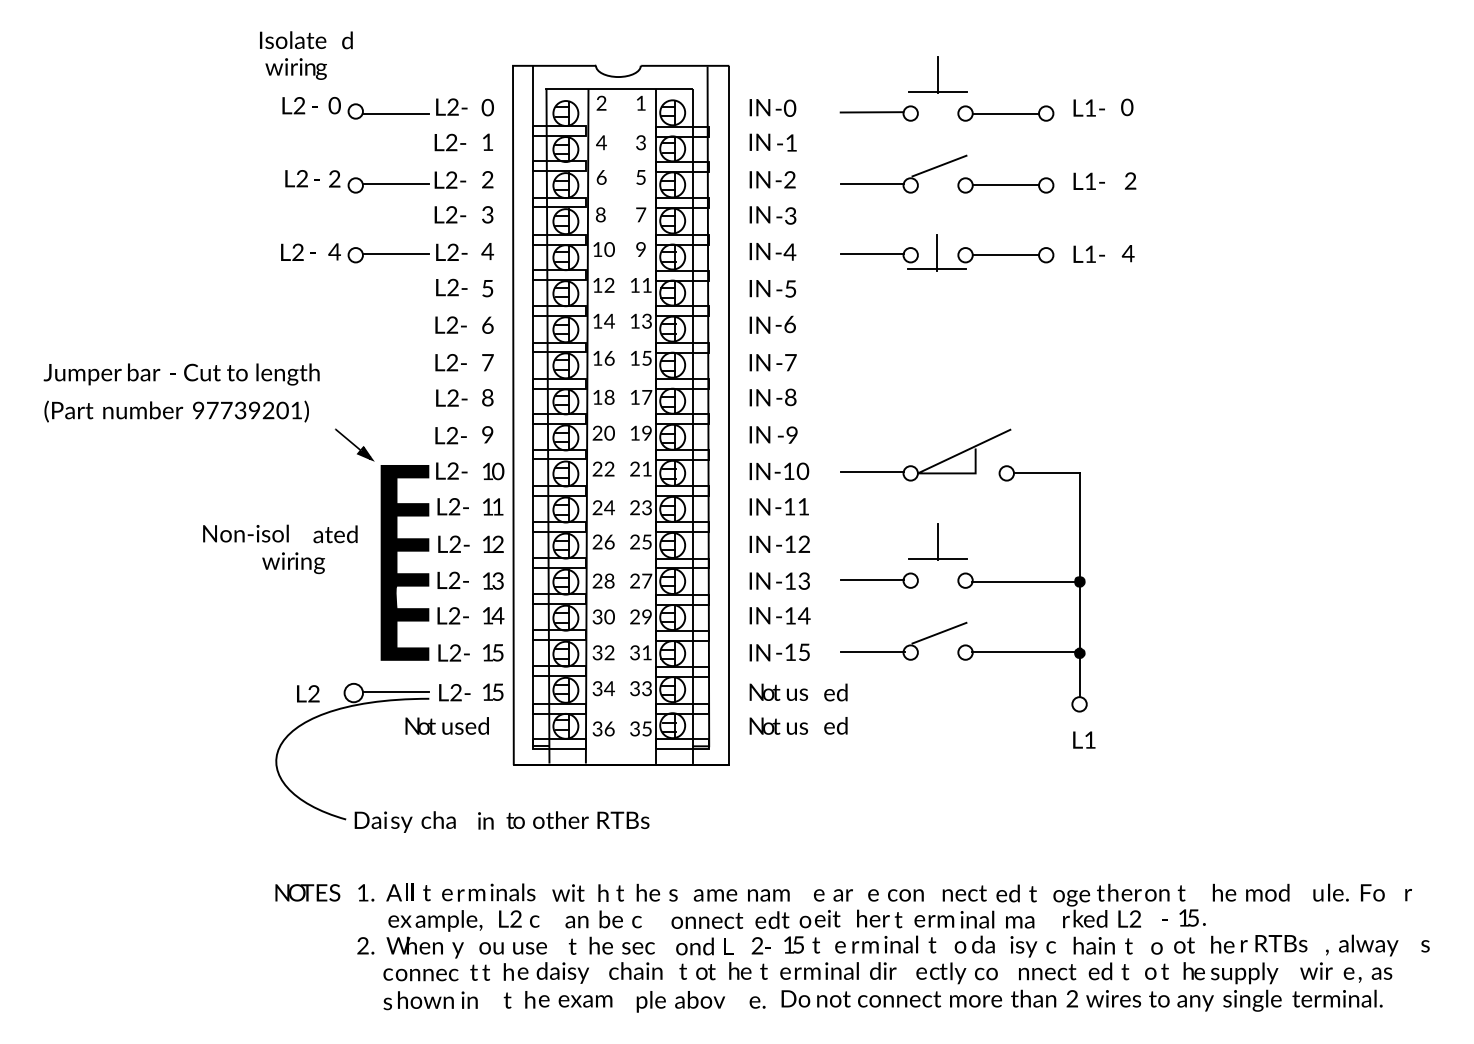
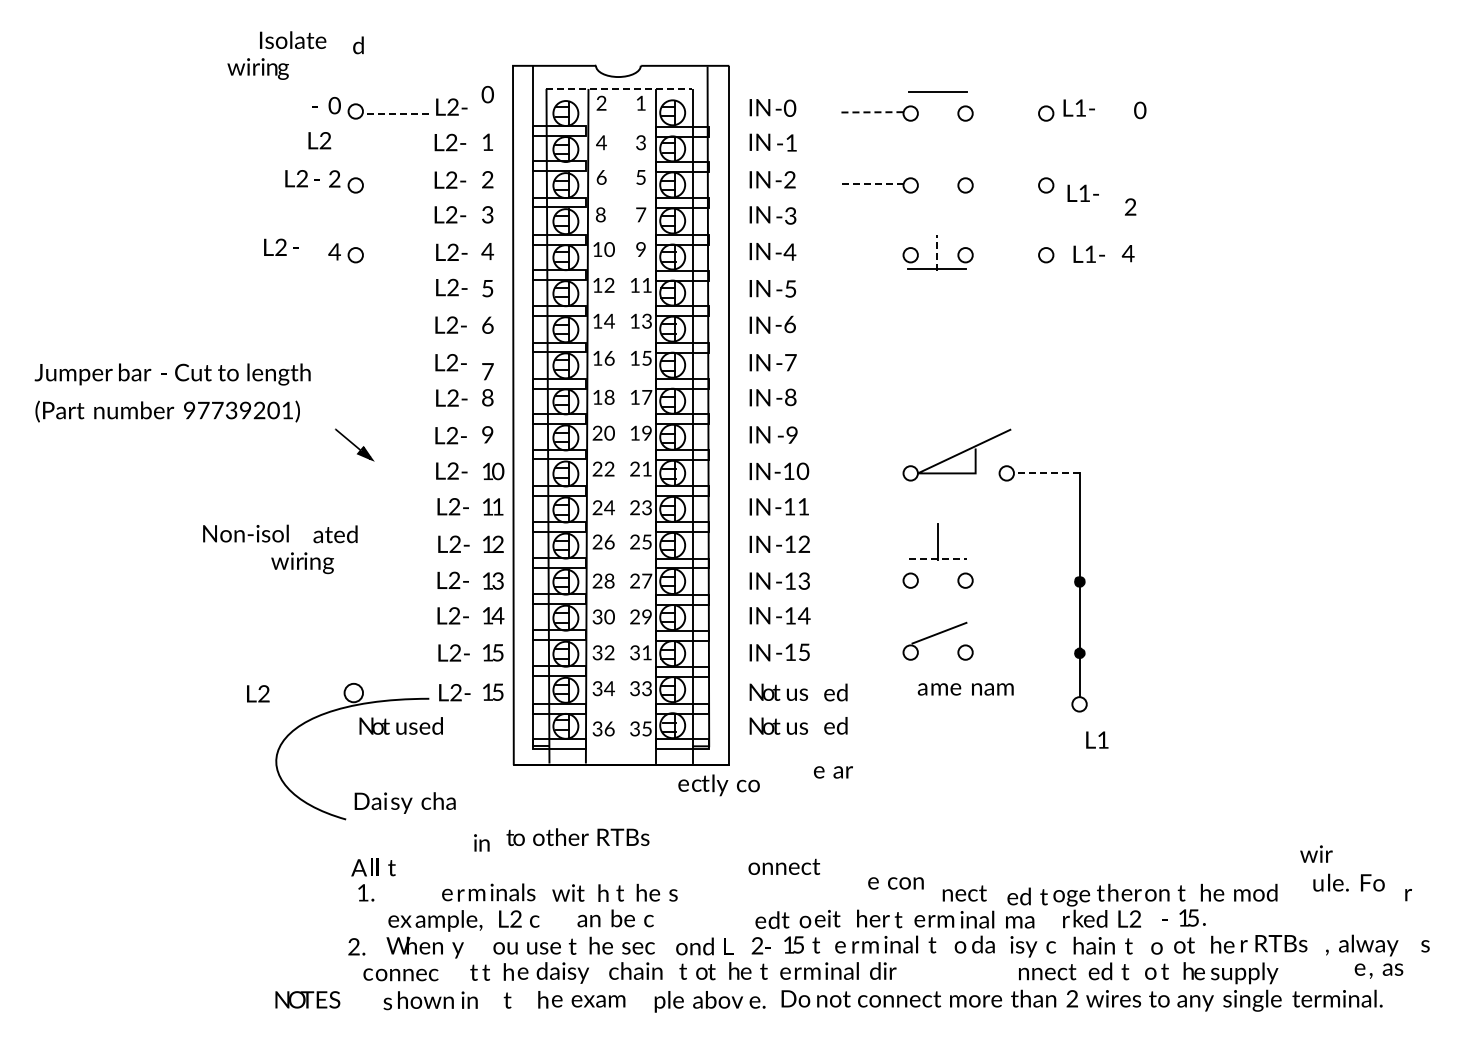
text position: (347, 40) -> (358, 45) (358, 45)
text position: (295, 68) -> (257, 68) (257, 68)
line: present -> none (937, 74)
line: solid -> dashed (619, 89)
text position: (293, 105) -> (319, 140) (319, 140)
text position: (487, 107) -> (487, 94) (487, 94)
text position: (1088, 107) -> (1078, 107) (1078, 107)
text position: (1127, 107) -> (1140, 110) (1140, 110)
line: solid -> dashed (871, 112)
line: solid -> dashed (396, 113)
line: present -> none (1005, 113)
line: present -> none (939, 165)
text position: (1088, 180) -> (1082, 192) (1082, 192)
text position: (1130, 180) -> (1130, 206) (1130, 206)
line: present -> none (396, 184)
line: solid -> dashed (871, 184)
line: present -> none (1005, 185)
text position: (298, 251) -> (281, 246) (281, 246)
line: solid -> dashed (936, 252)
line: present -> none (396, 254)
line: present -> none (871, 254)
line: present -> none (1005, 255)
text position: (487, 362) -> (487, 371) (487, 371)
text position: (181, 392) -> (172, 392) (172, 392)
line: present -> none (871, 472)
line: solid -> dashed (1047, 473)
line: solid -> dashed (938, 558)
fill: present -> none (404, 562)
text position: (293, 563) -> (302, 563) (302, 563)
line: present -> none (871, 579)
line: present -> none (1026, 581)
line: present -> none (872, 651)
line: present -> none (1026, 651)
line: present -> none (396, 691)
text position: (308, 693) -> (258, 693) (258, 693)
text position: (446, 725) -> (400, 725) (400, 725)
text position: (1084, 739) -> (1097, 739) (1097, 739)
text position: (577, 819) -> (577, 836) (577, 836)
text position: (485, 820) -> (481, 842) (481, 842)
text position: (404, 821) -> (404, 802) (404, 802)
text position: (307, 892) -> (307, 999) (307, 999)
text position: (408, 892) -> (373, 867) (373, 867)
text position: (1250, 892) -> (1238, 892) (1238, 892)
text position: (1348, 892) -> (1348, 882) (1348, 882)
text position: (1016, 893) -> (1027, 896) (1027, 896)
text position: (741, 895) -> (965, 689) (965, 689)
text position: (833, 895) -> (833, 772) (833, 772)
text position: (895, 895) -> (895, 883) (895, 883)
text position: (603, 919) -> (615, 918) (615, 918)
text position: (707, 920) -> (784, 866) (784, 866)
text position: (365, 945) -> (356, 946) (356, 946)
text position: (512, 948) -> (526, 948) (526, 948)
text position: (1316, 970) -> (1316, 853) (1316, 853)
text position: (956, 973) -> (718, 785) (718, 785)
text position: (420, 974) -> (400, 974) (400, 974)
text position: (1367, 974) -> (1378, 970) (1378, 970)
text position: (568, 999) -> (581, 999) (581, 999)
text position: (680, 1001) -> (698, 1001) (698, 1001)
